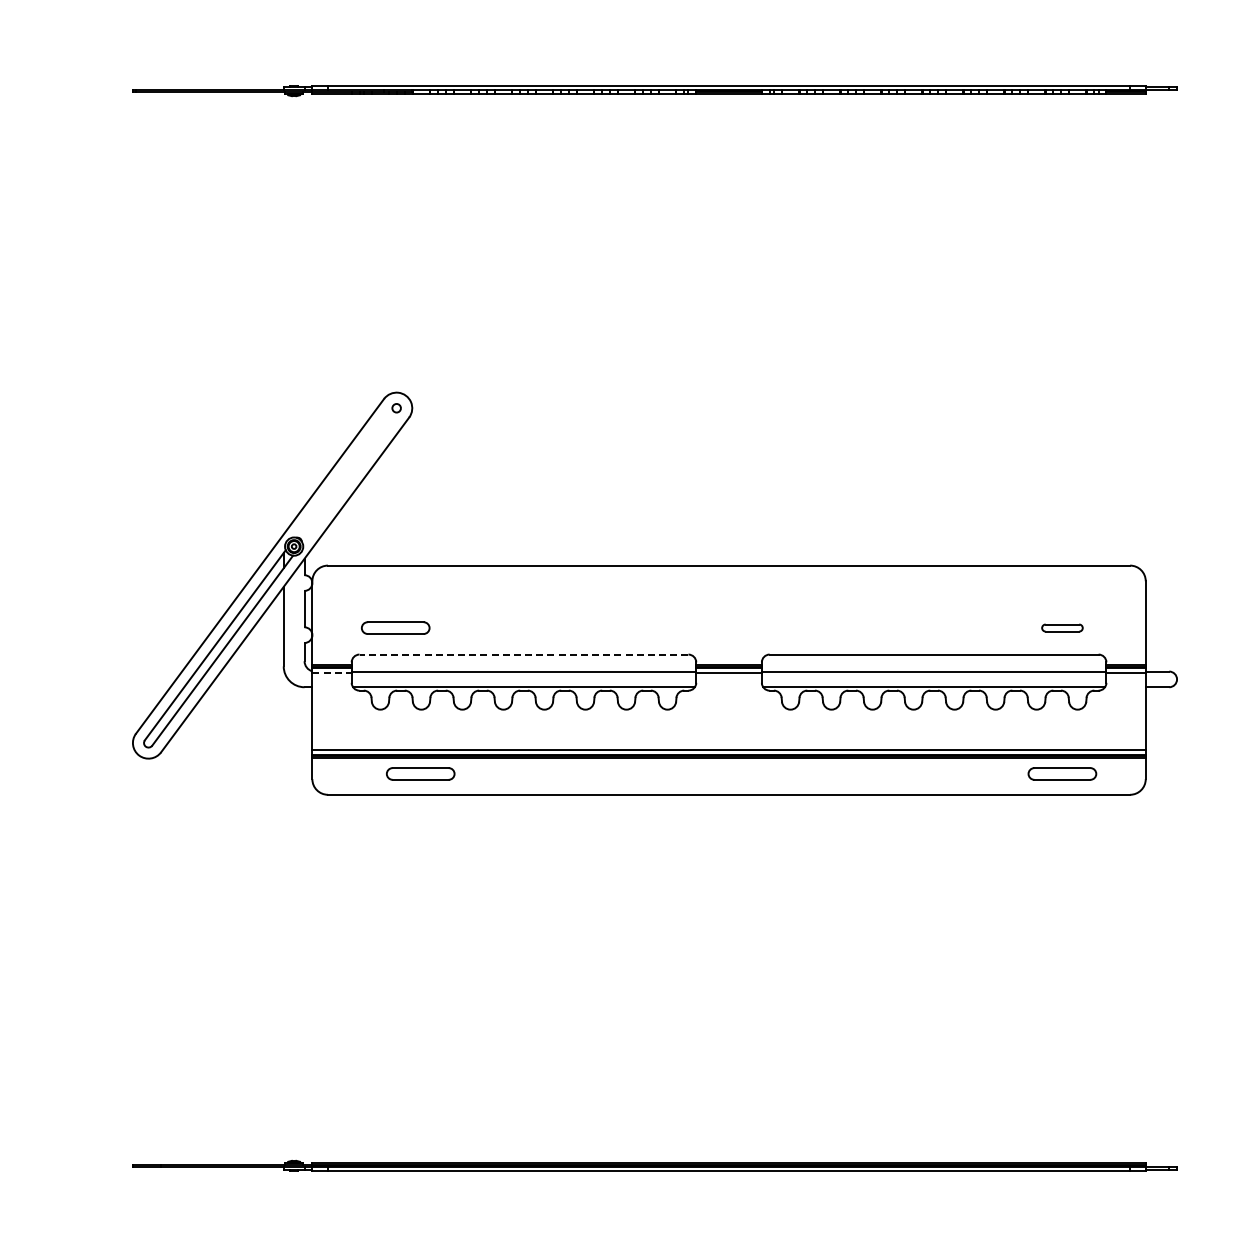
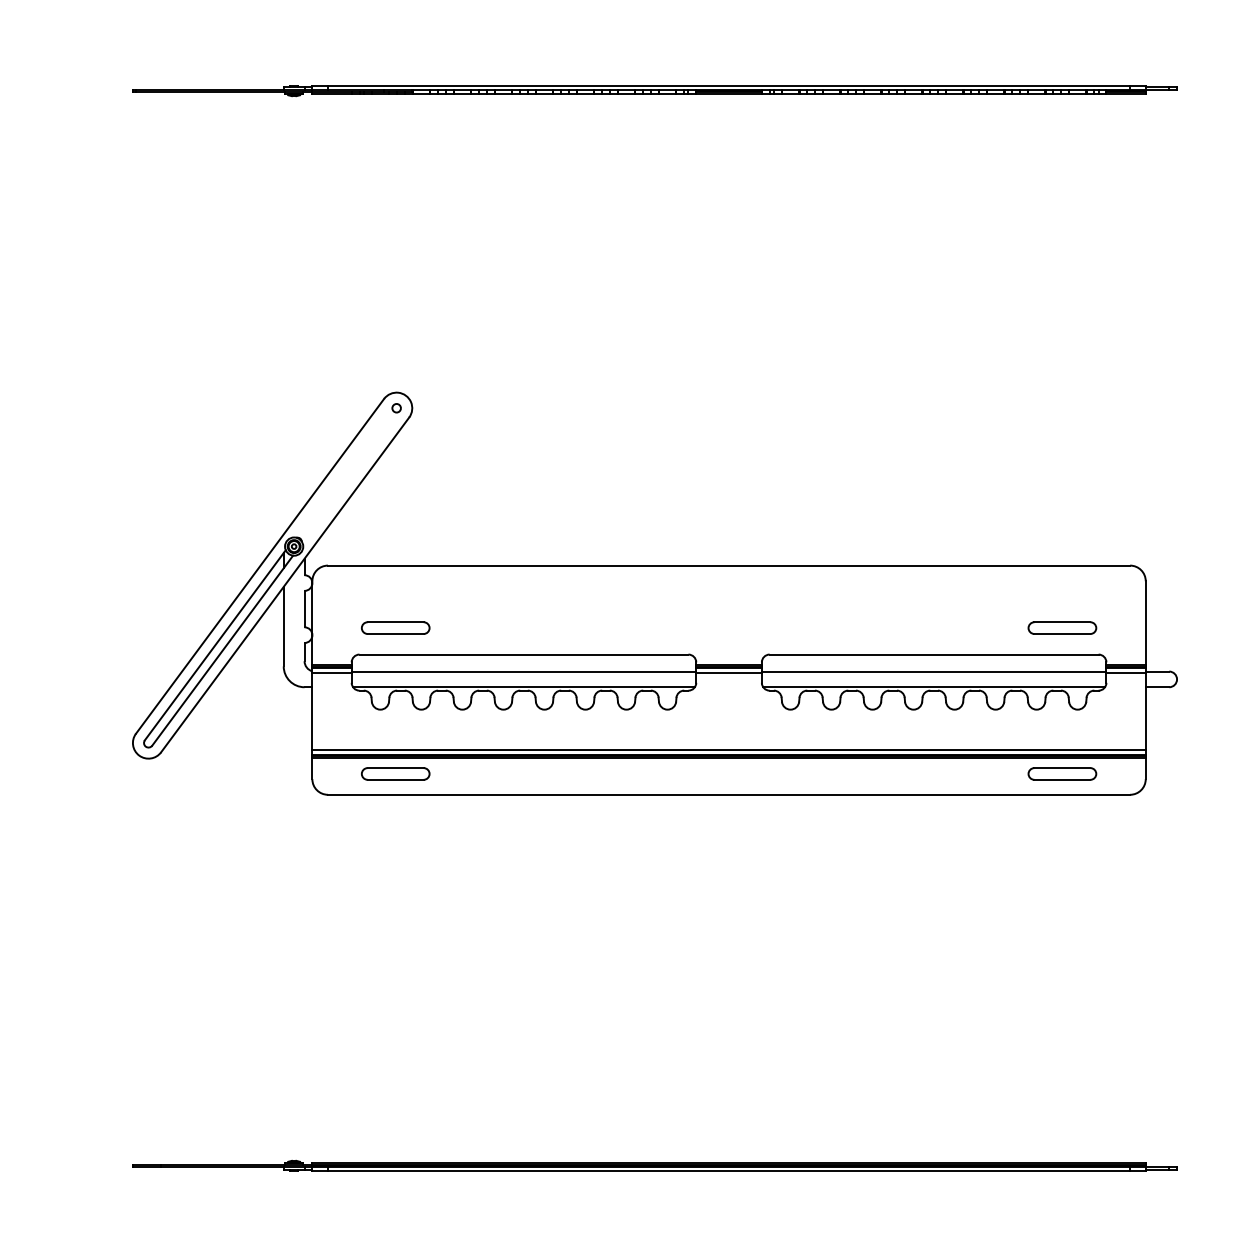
part size: 43x10 px -> 71x14 px (1062, 627)
line: dashed -> solid (523, 654)
line: dashed -> solid (332, 672)
part position: (420, 773) -> (395, 773) (395, 773)
